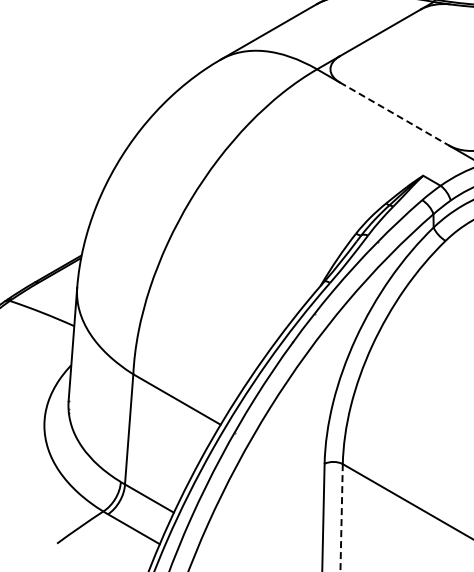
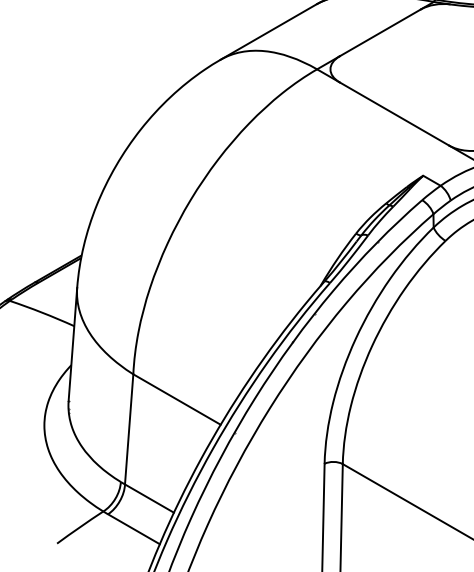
line: dashed -> solid (394, 114)
line: dashed -> solid (341, 517)
